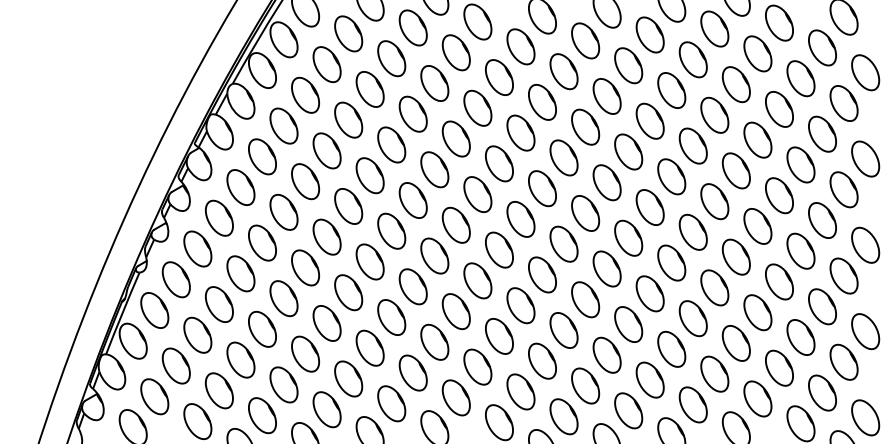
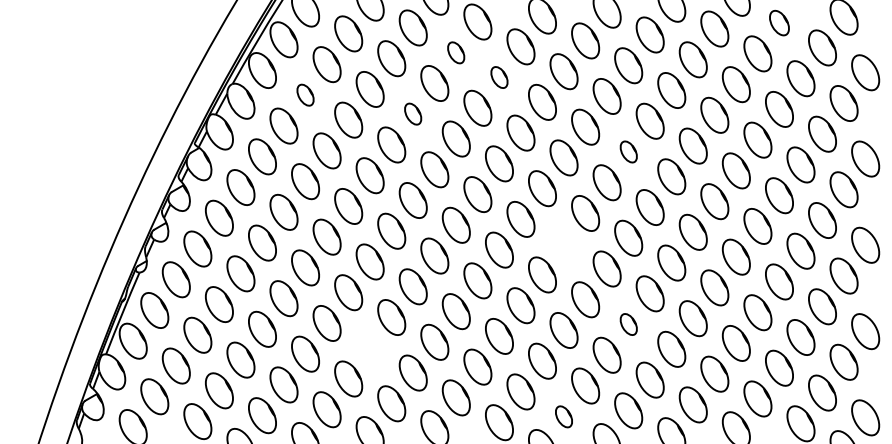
part size: 29x38 px -> 21x28 px (779, 22)
part size: 30x38 px -> 19x24 px (456, 52)
part size: 29x37 px -> 19x23 px (499, 77)
part size: 29x38 px -> 19x24 px (305, 94)
part size: 30x38 px -> 19x24 px (413, 113)
part size: 30x38 px -> 19x24 px (628, 151)
part: present -> none (563, 243)
part size: 30x37 px -> 19x23 px (628, 324)
part: present -> none (369, 347)
part size: 30x38 px -> 18x24 px (563, 416)
